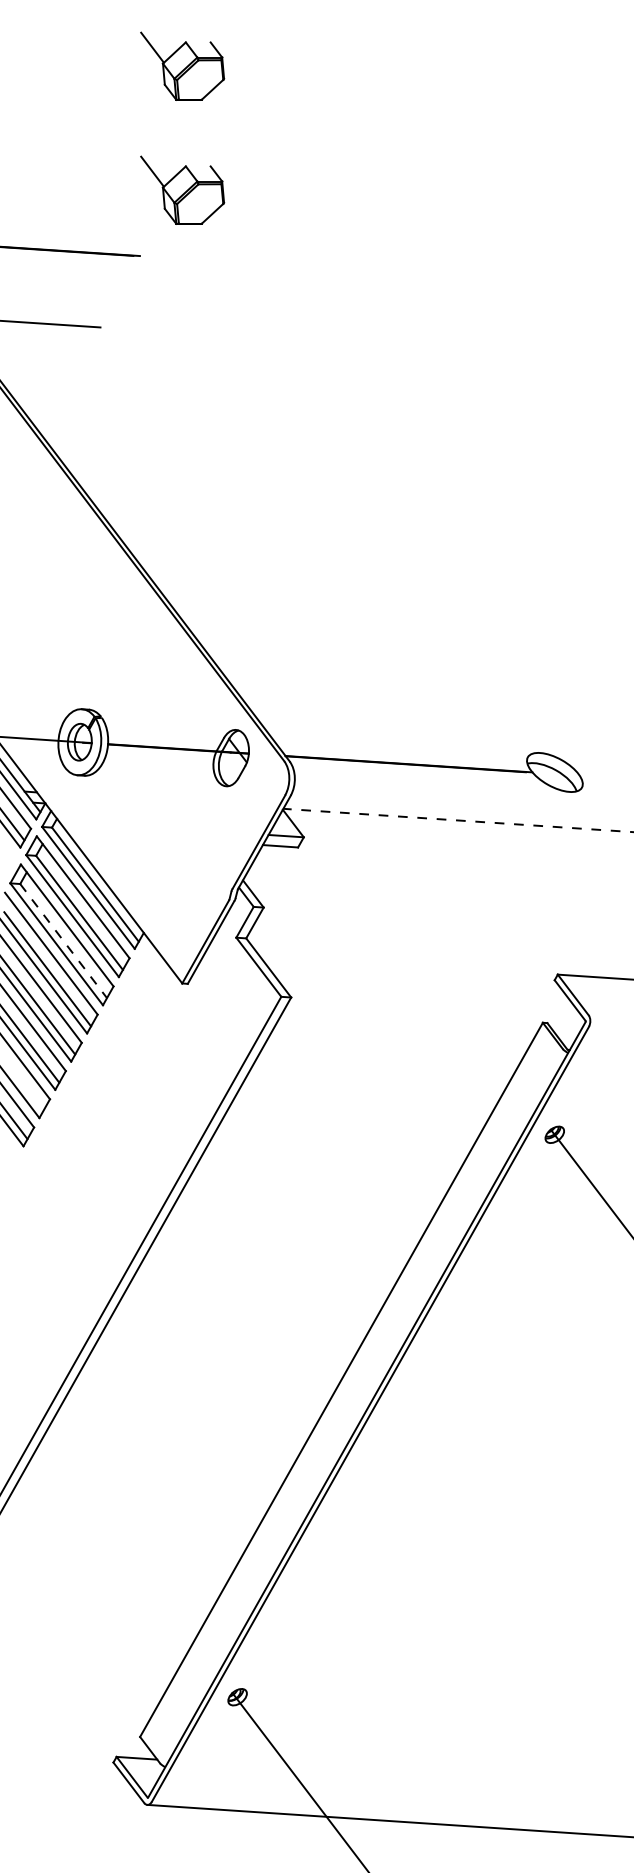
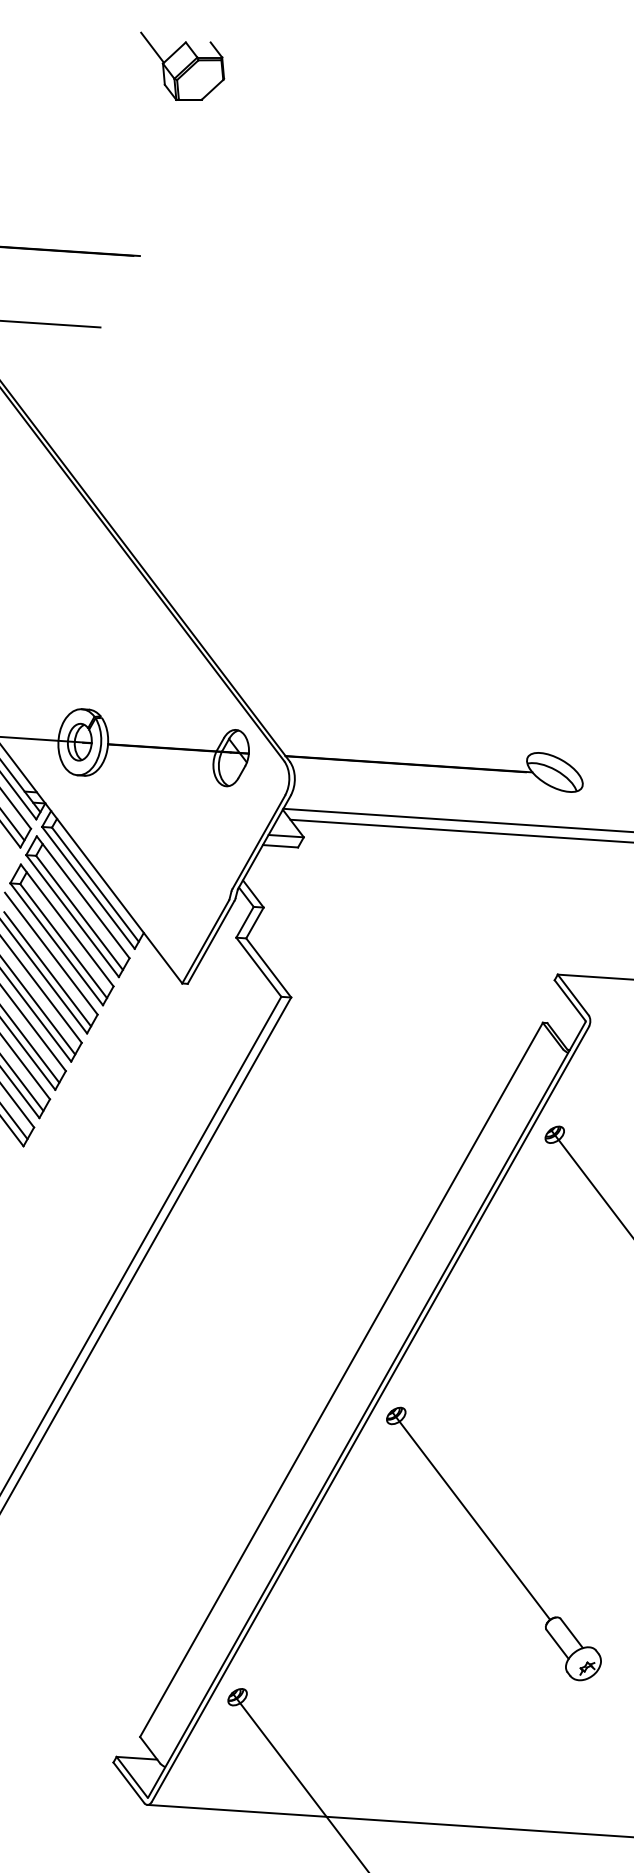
part: present -> none (182, 189)
line: dashed -> solid (458, 820)
line: none -> present (460, 830)
line: dashed -> solid (63, 941)
line: none -> present (22, 1083)
part: none -> present (493, 1543)
